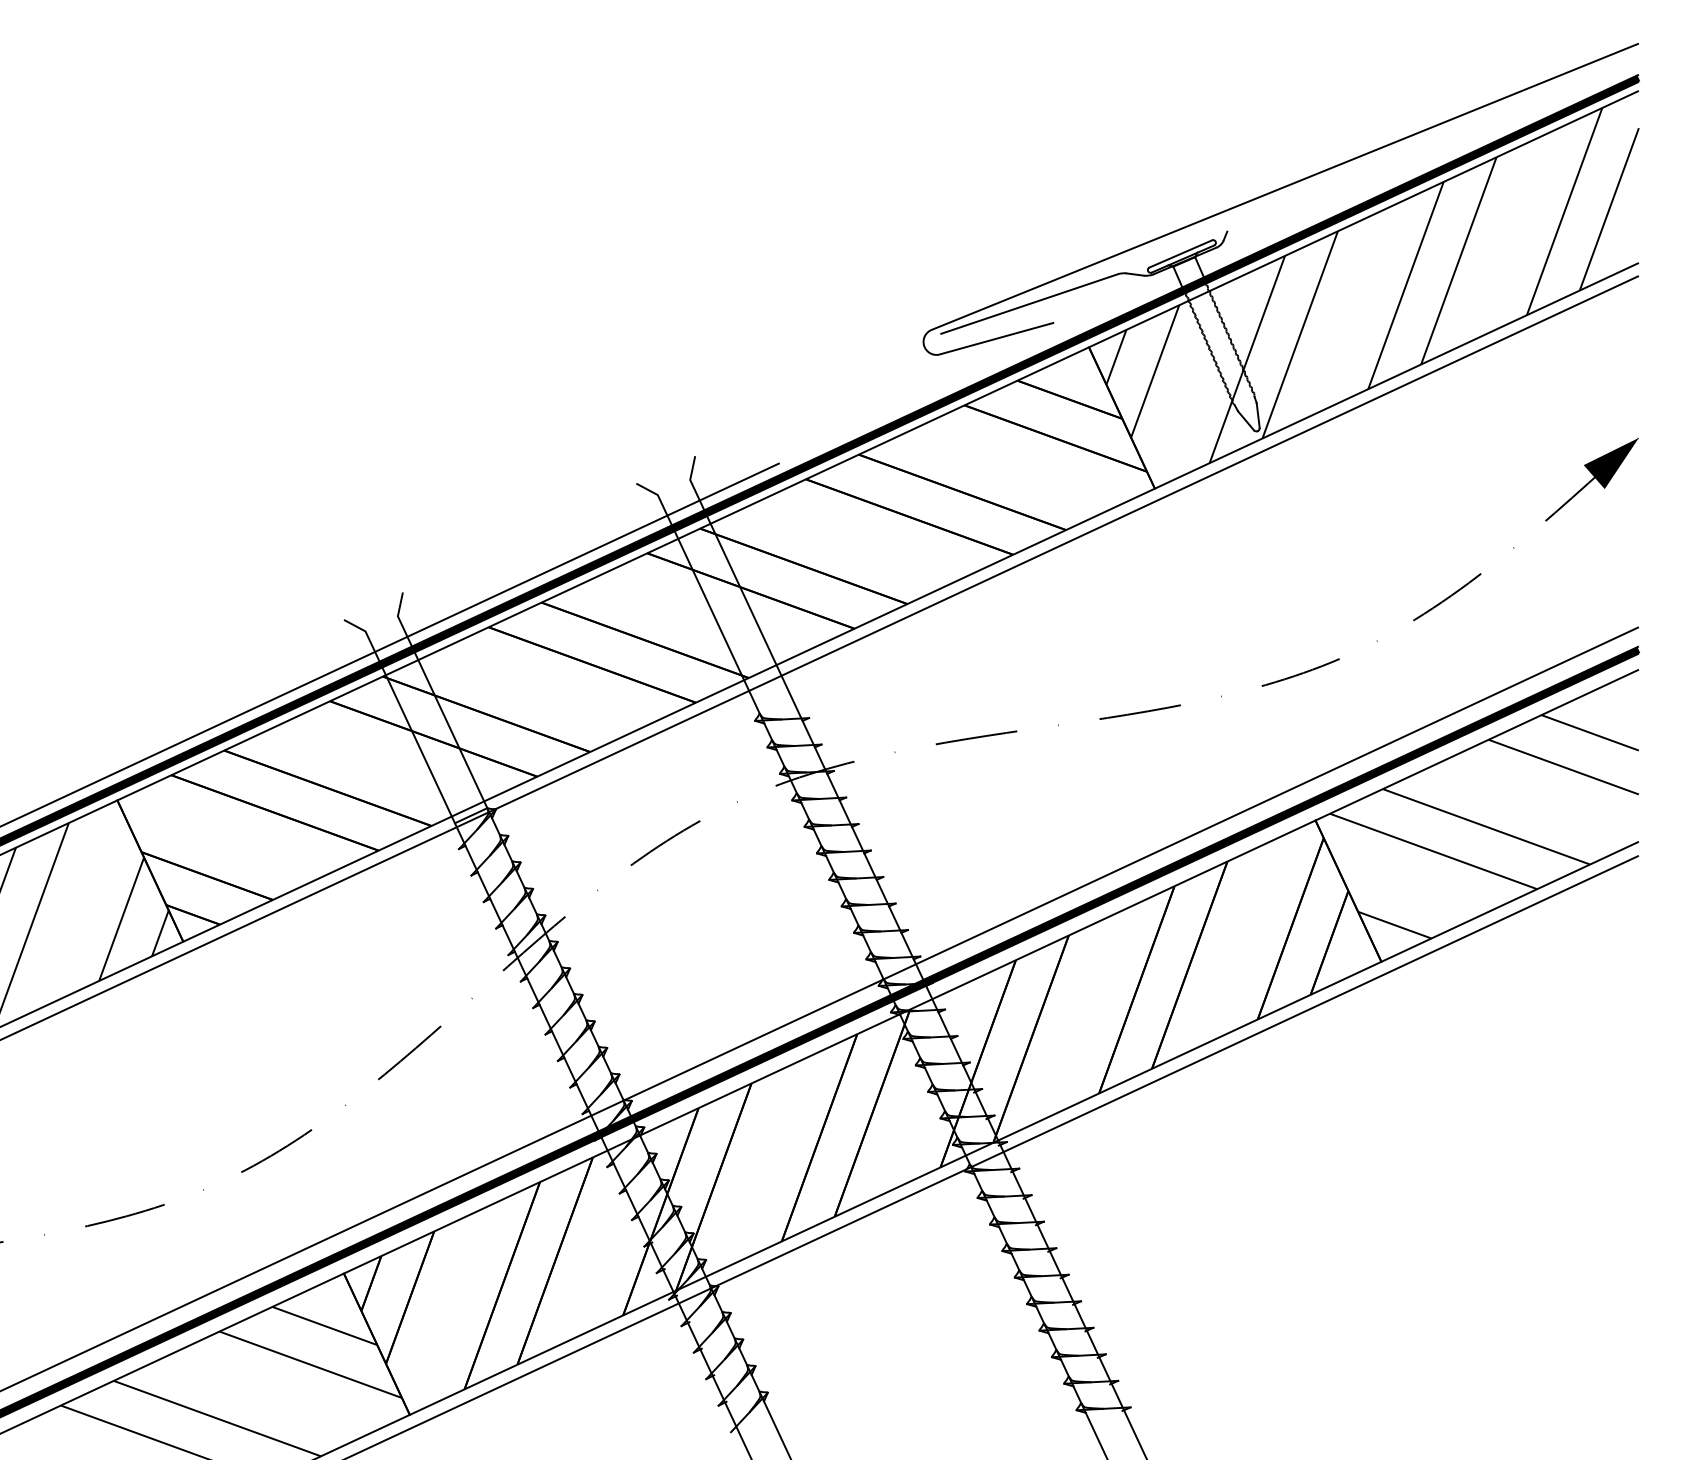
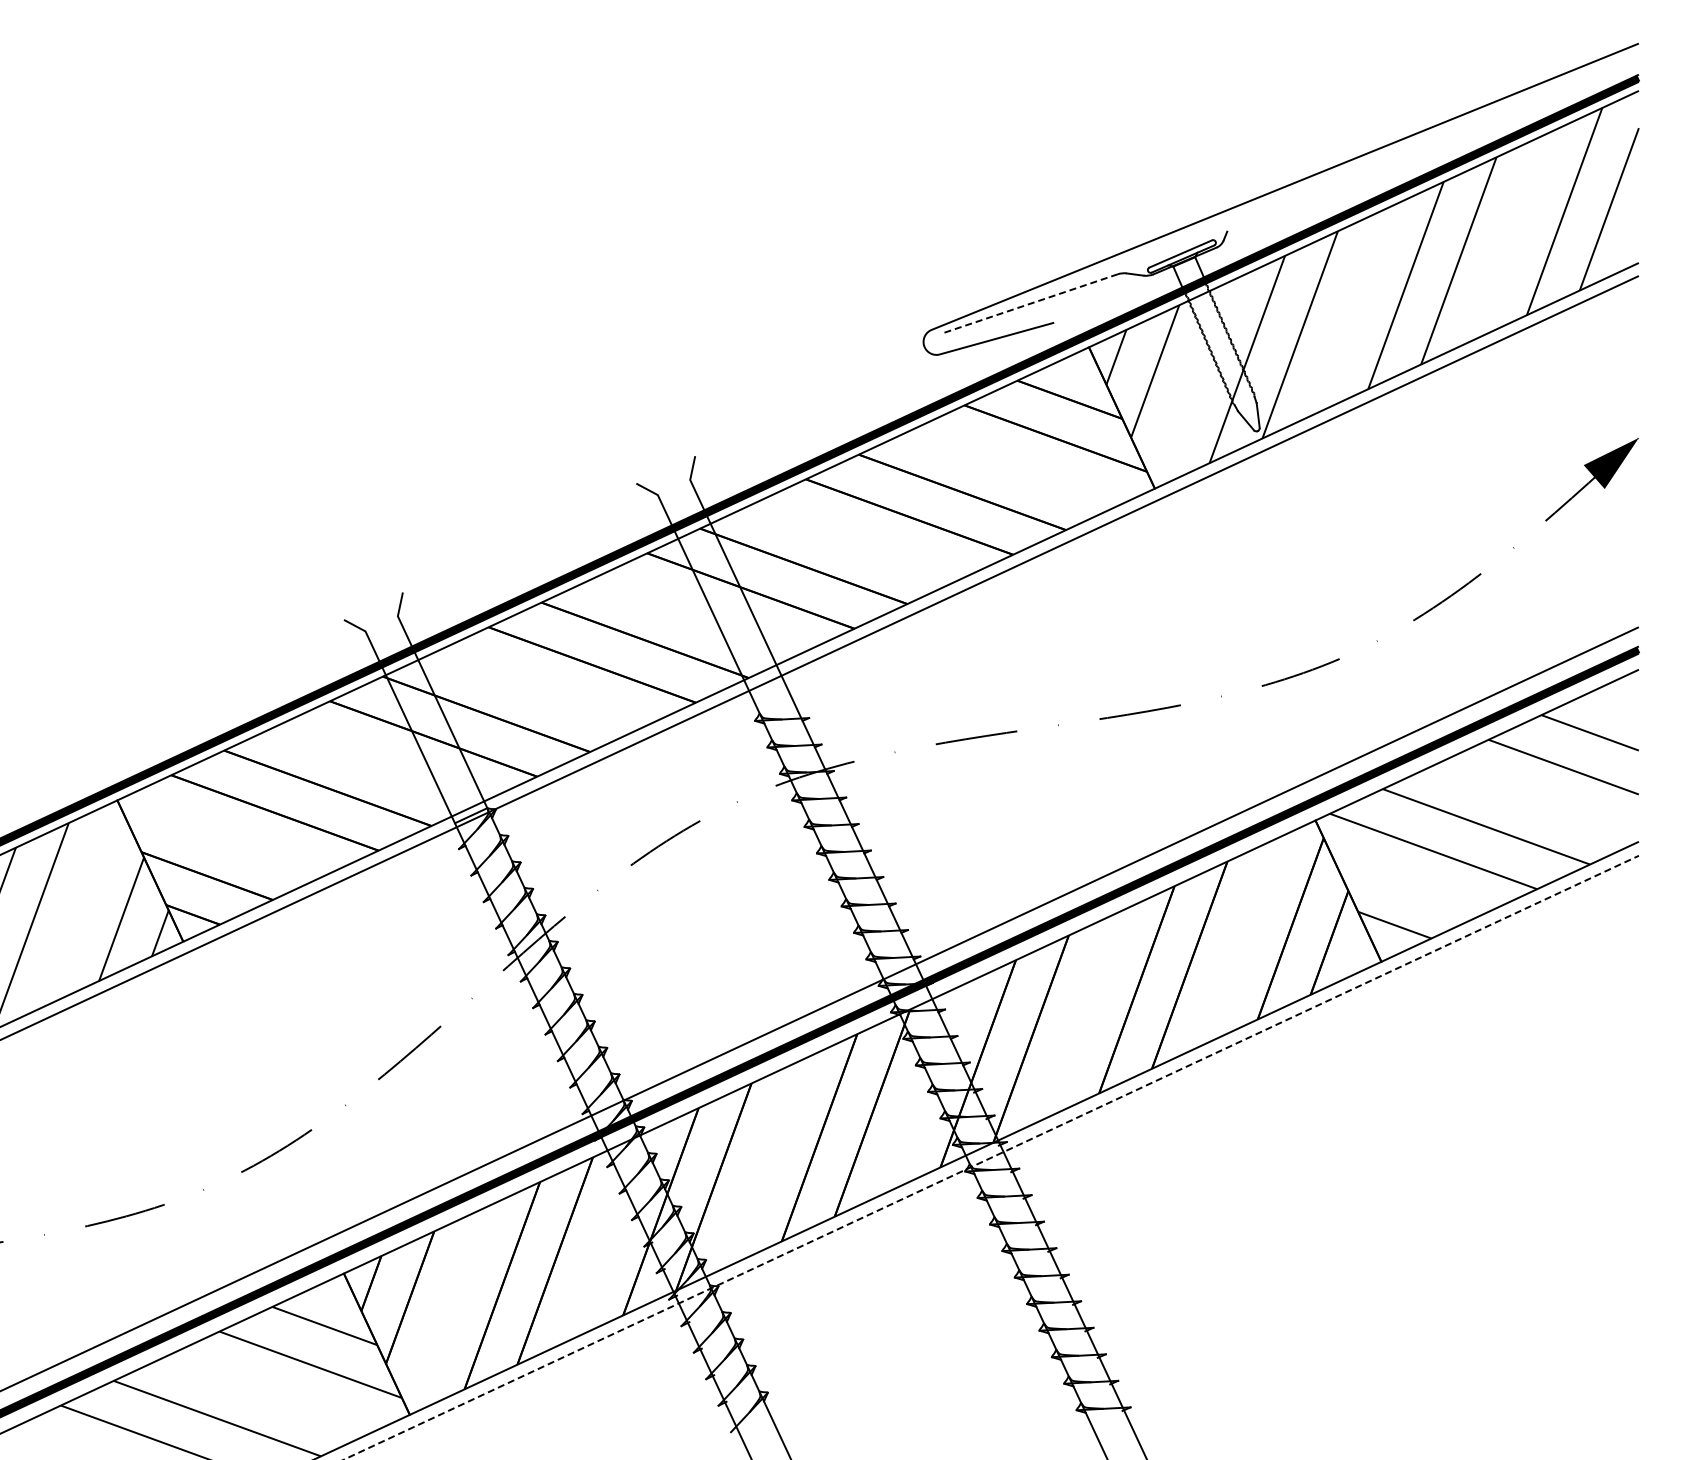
line: solid -> dashed (1029, 304)
line: present -> none (390, 644)
line: solid -> dashed (991, 1157)
